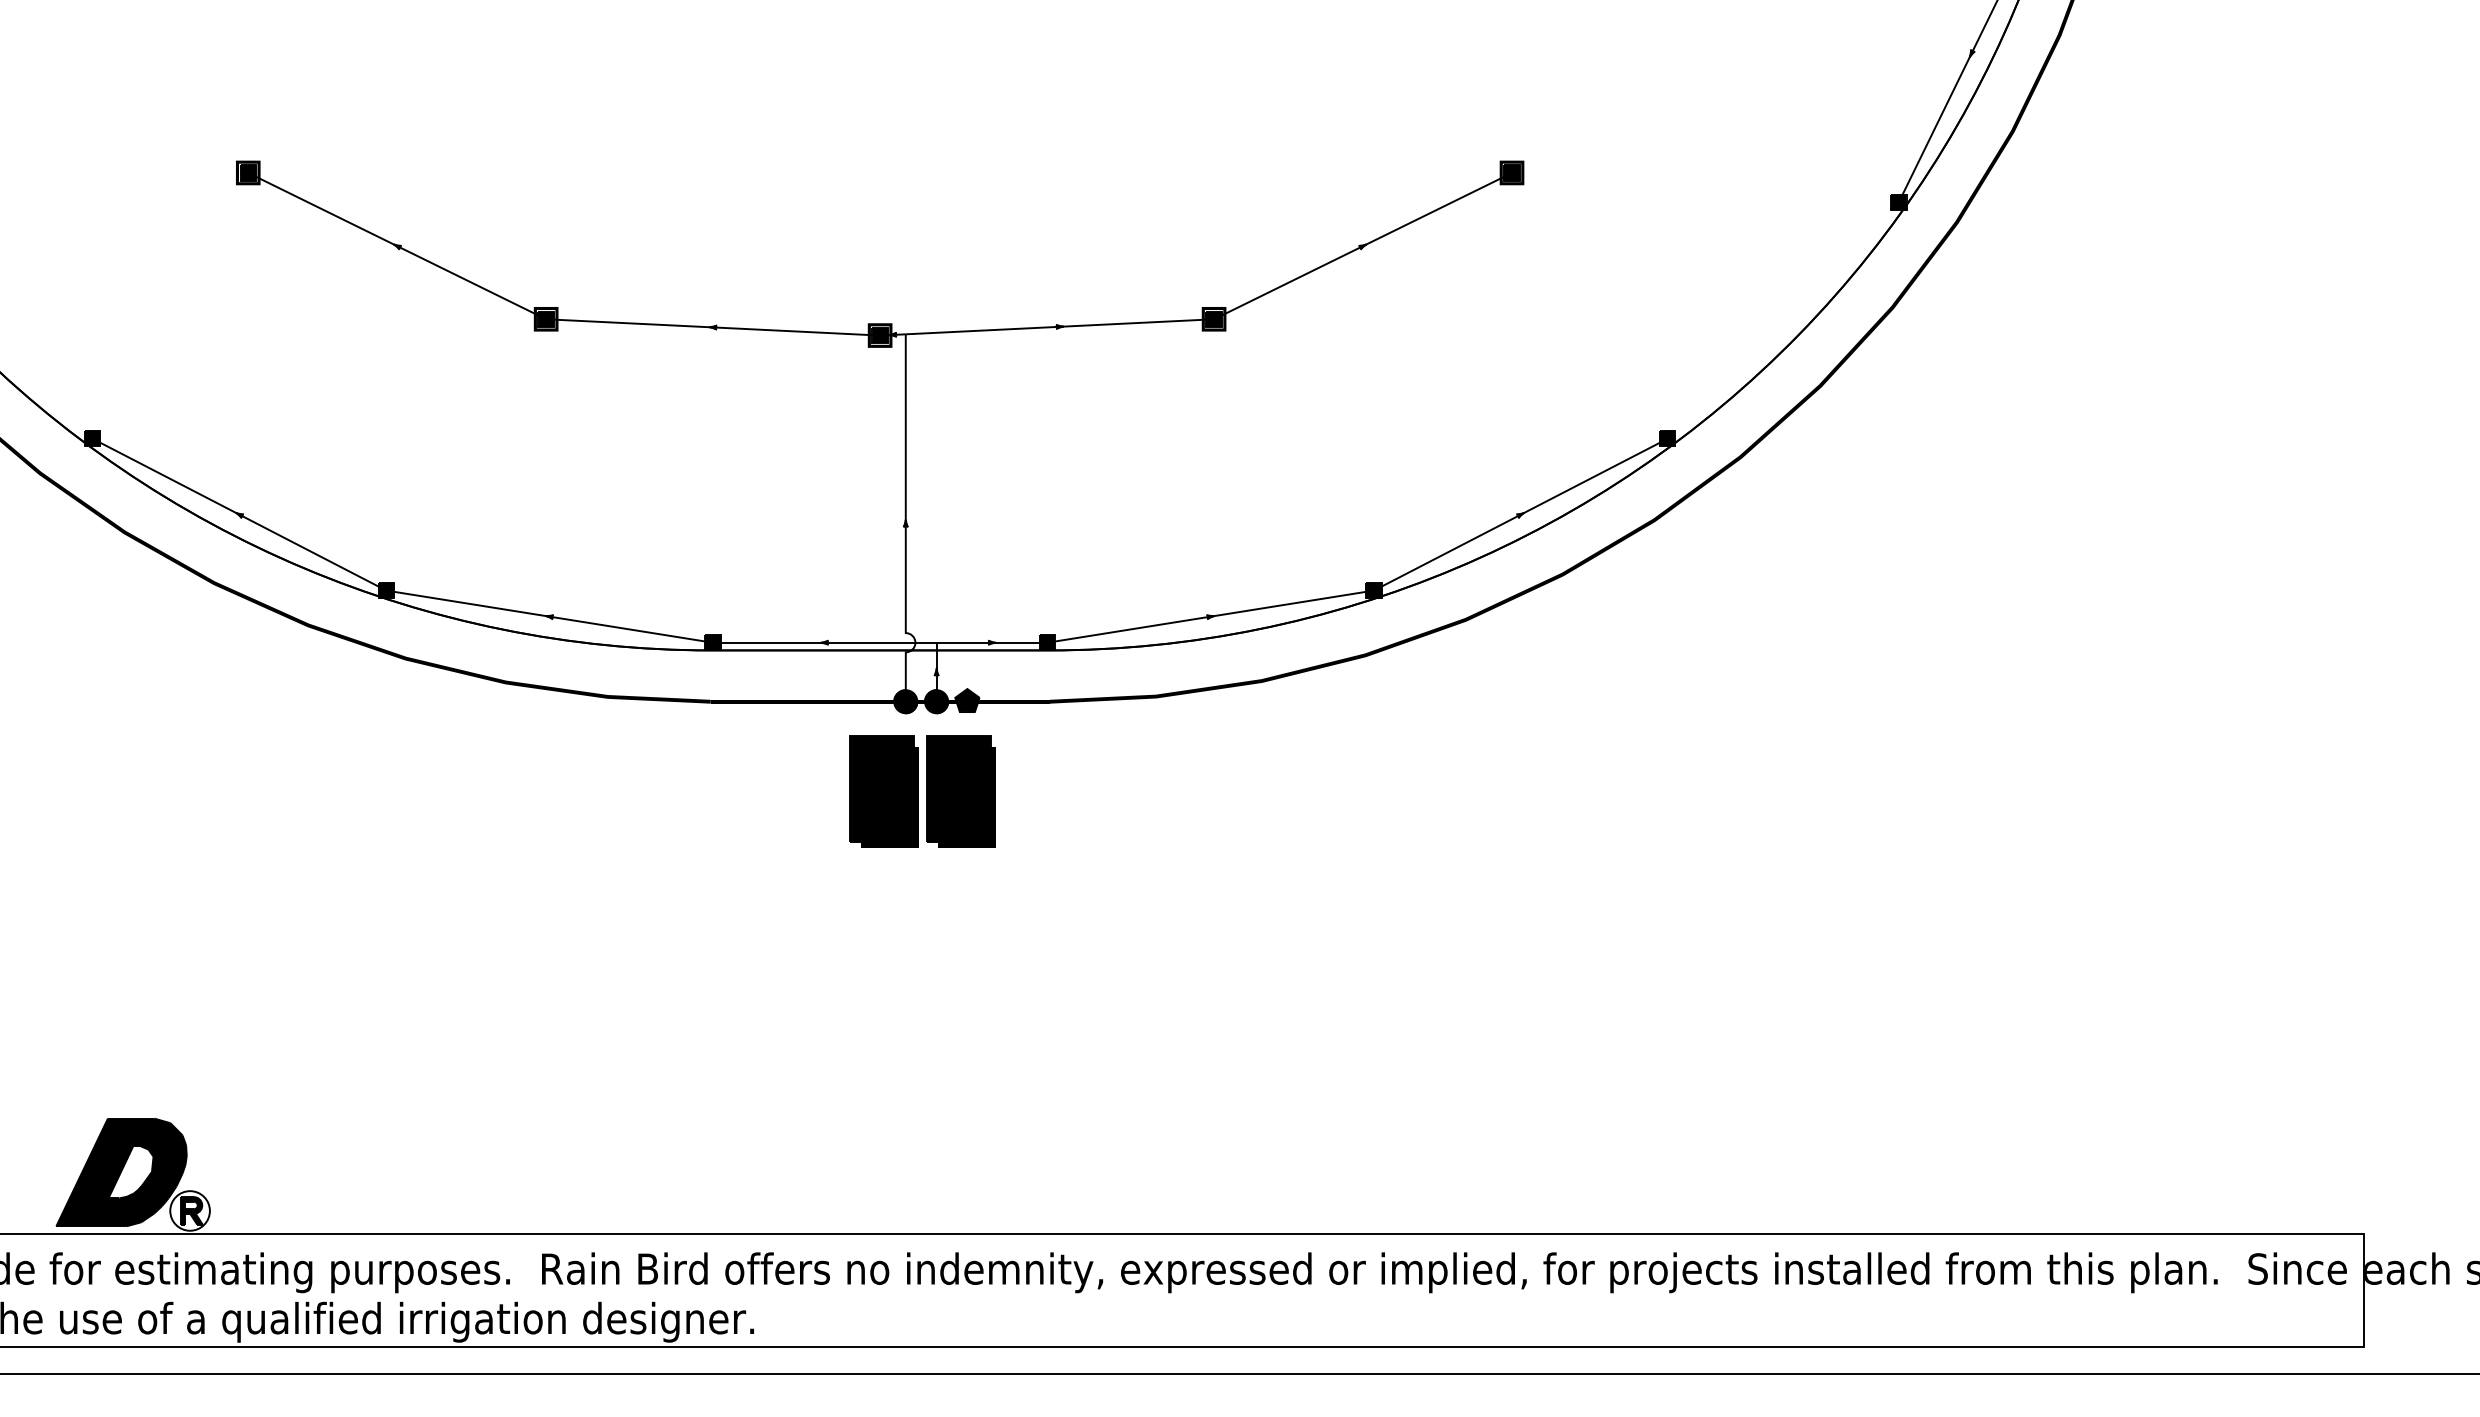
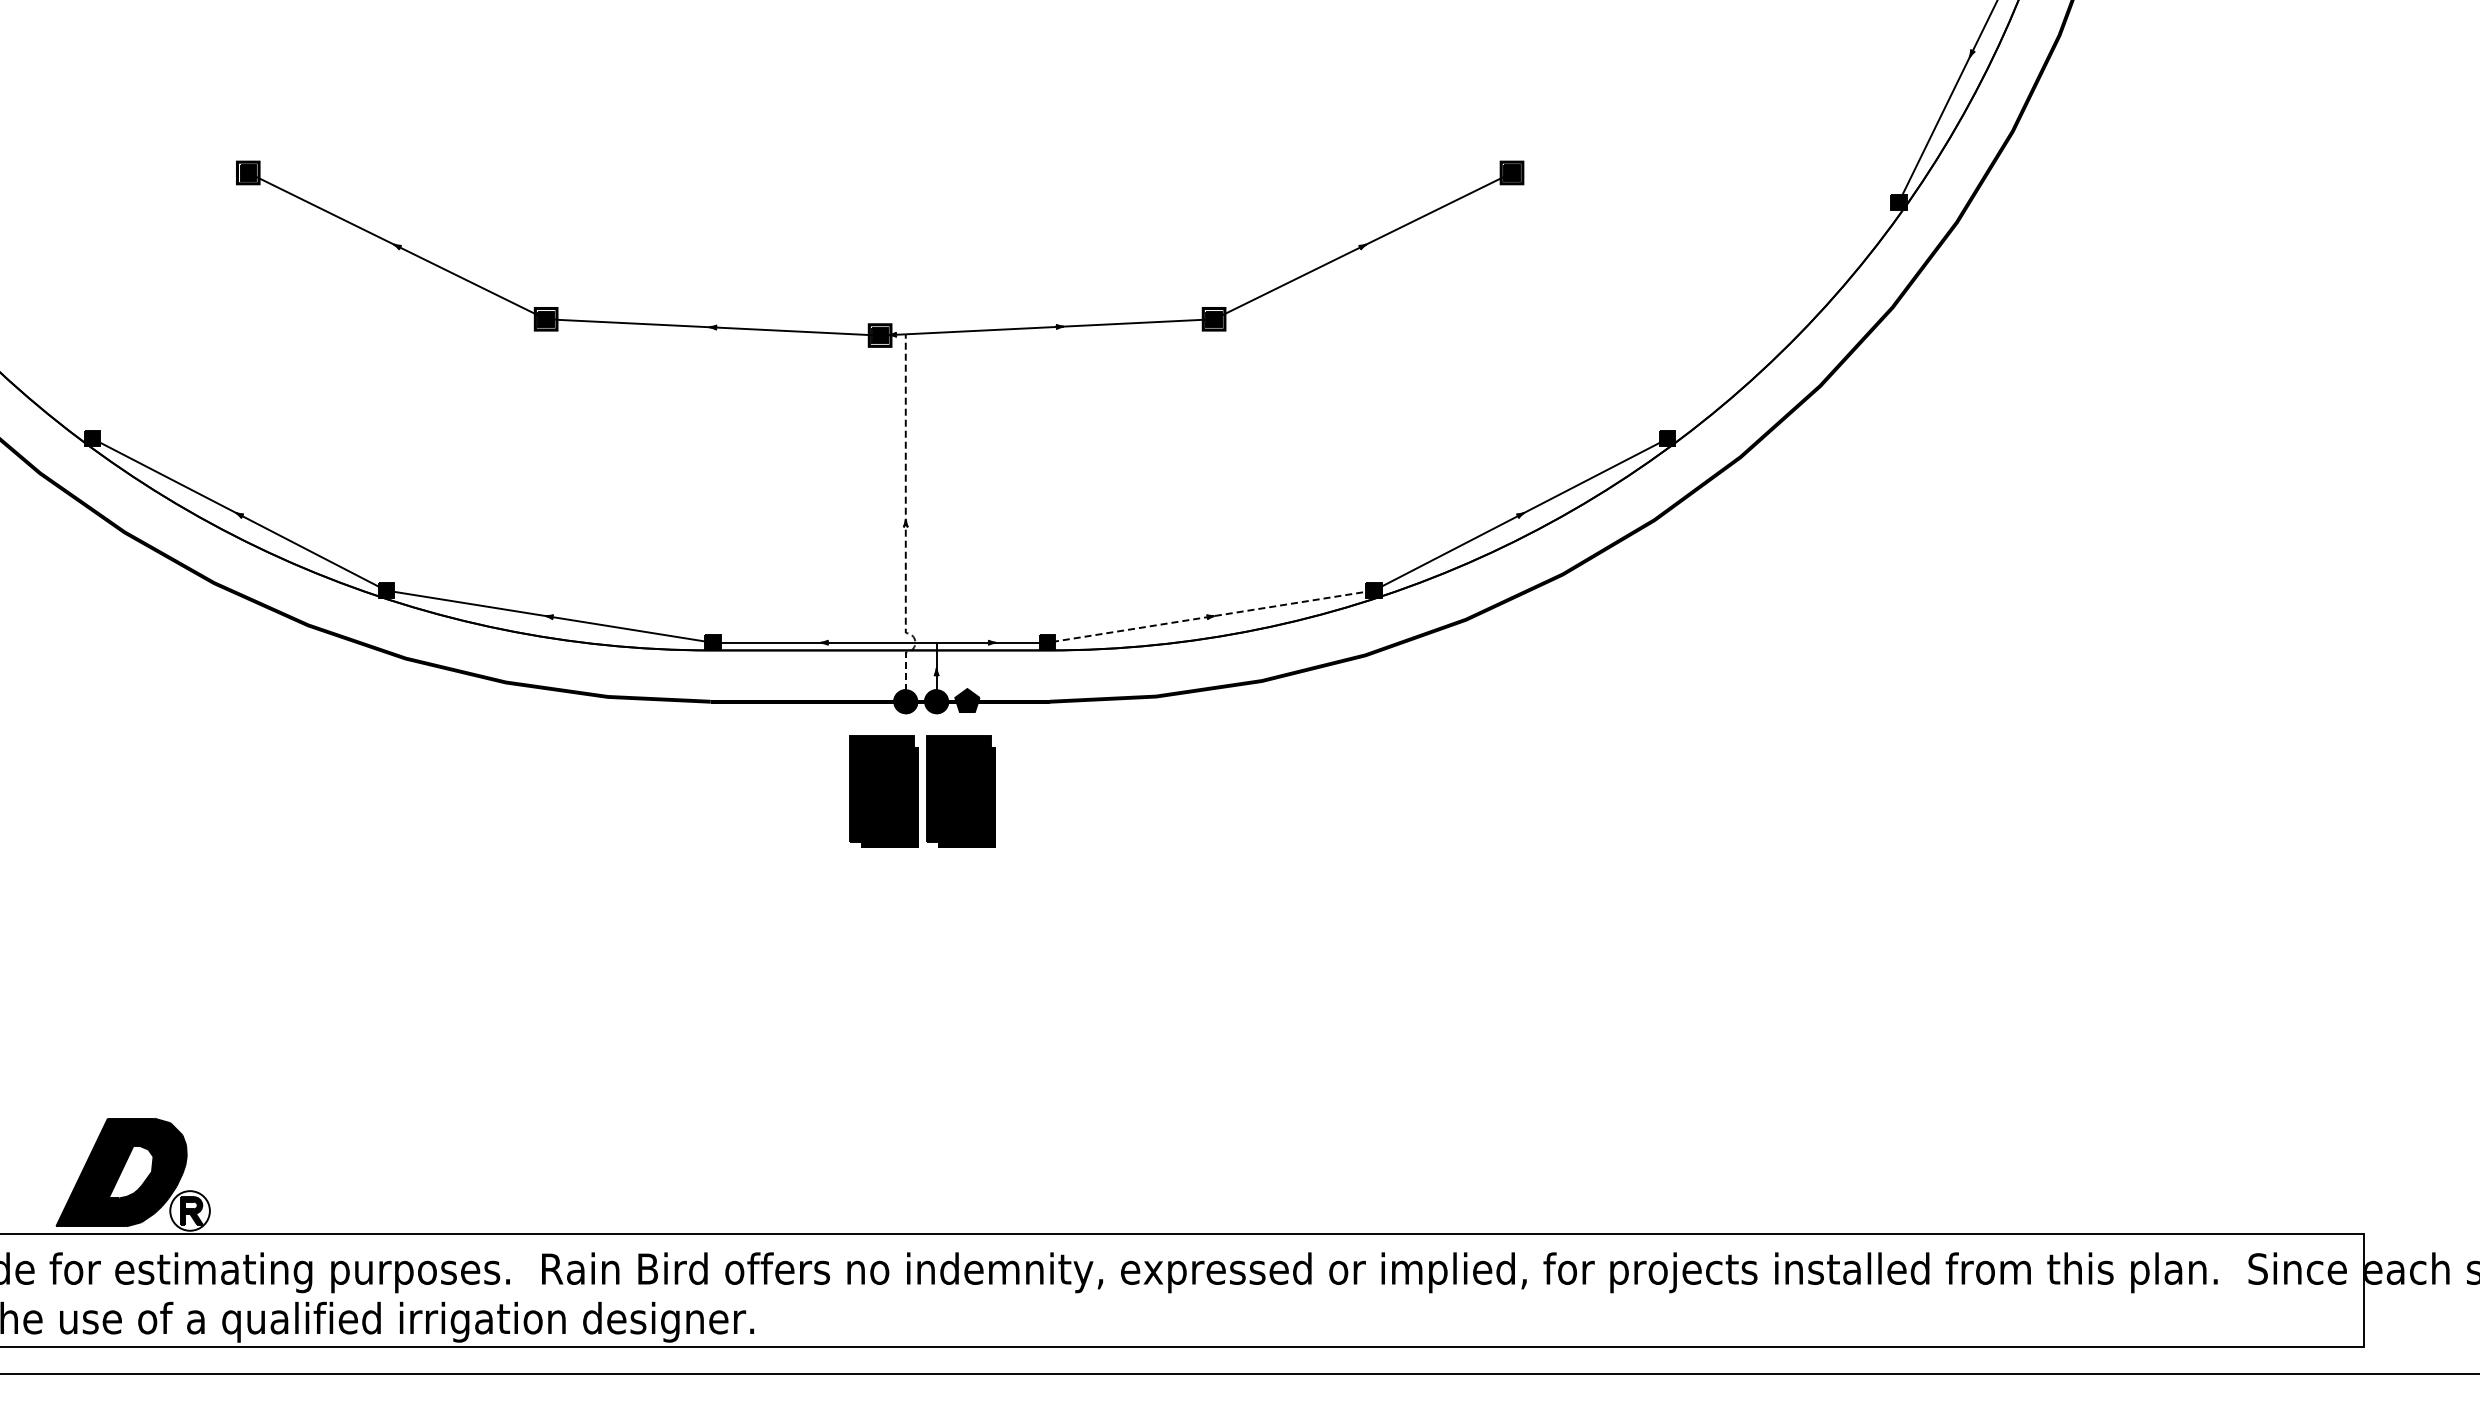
line: solid -> dashed (905, 533)
line: solid -> dashed (1210, 616)
